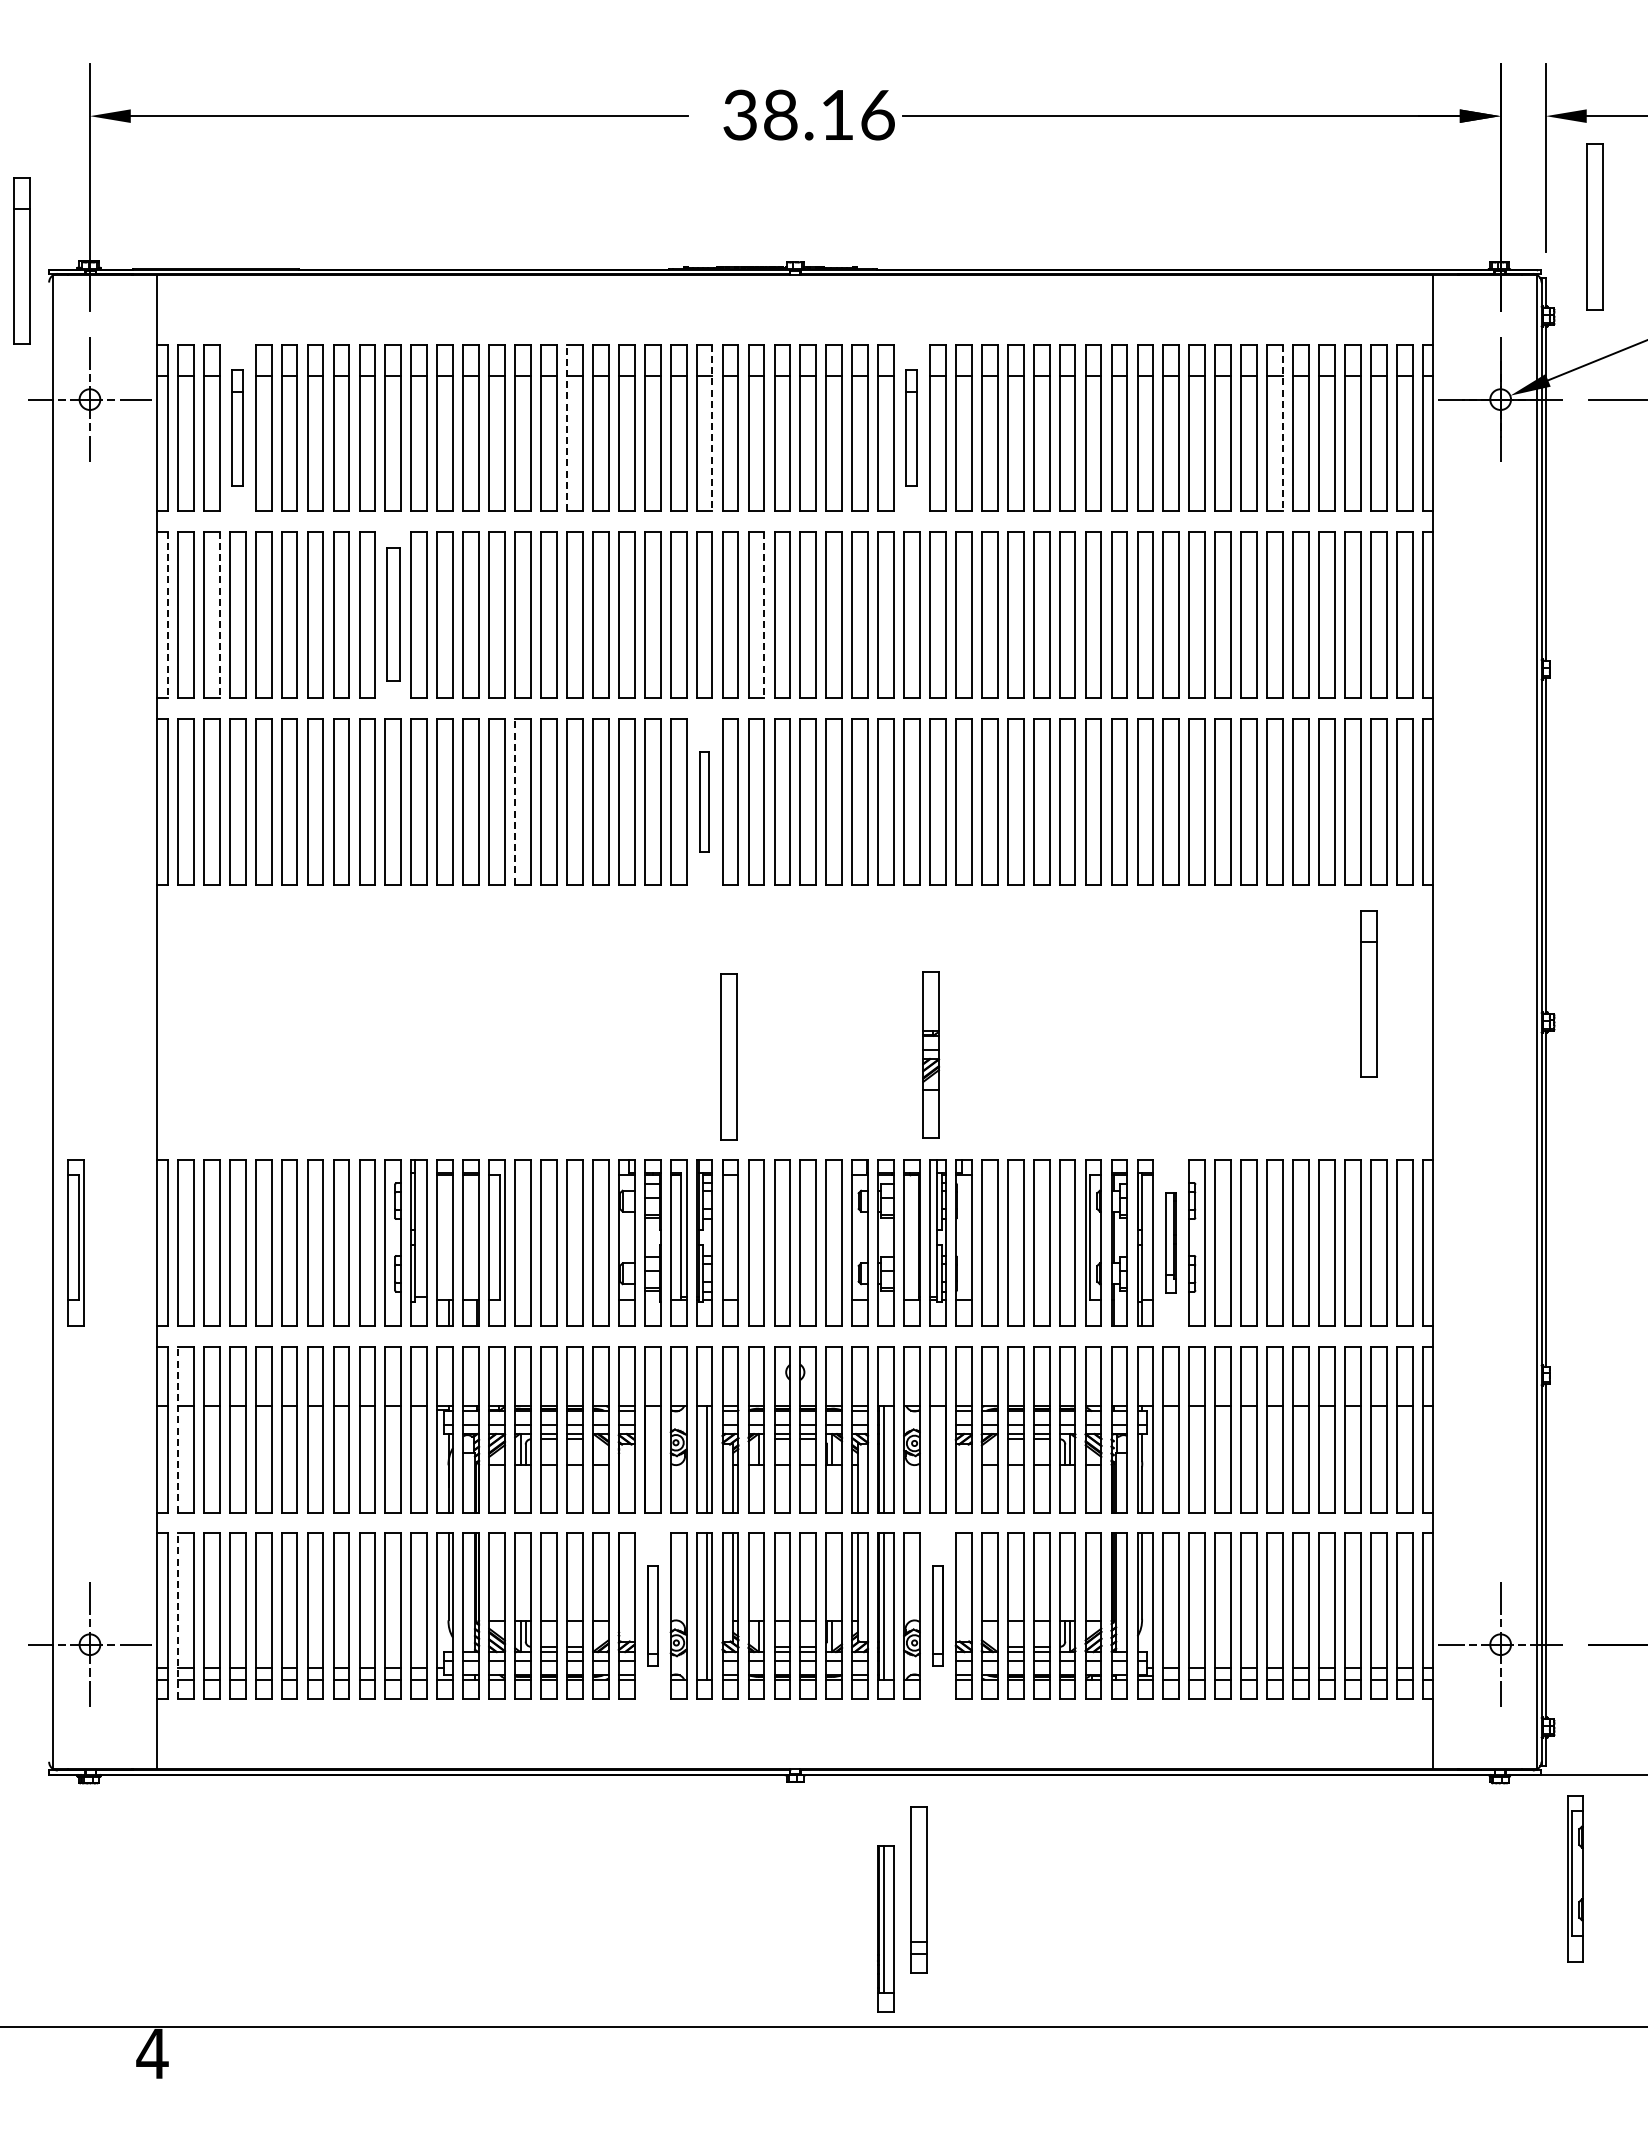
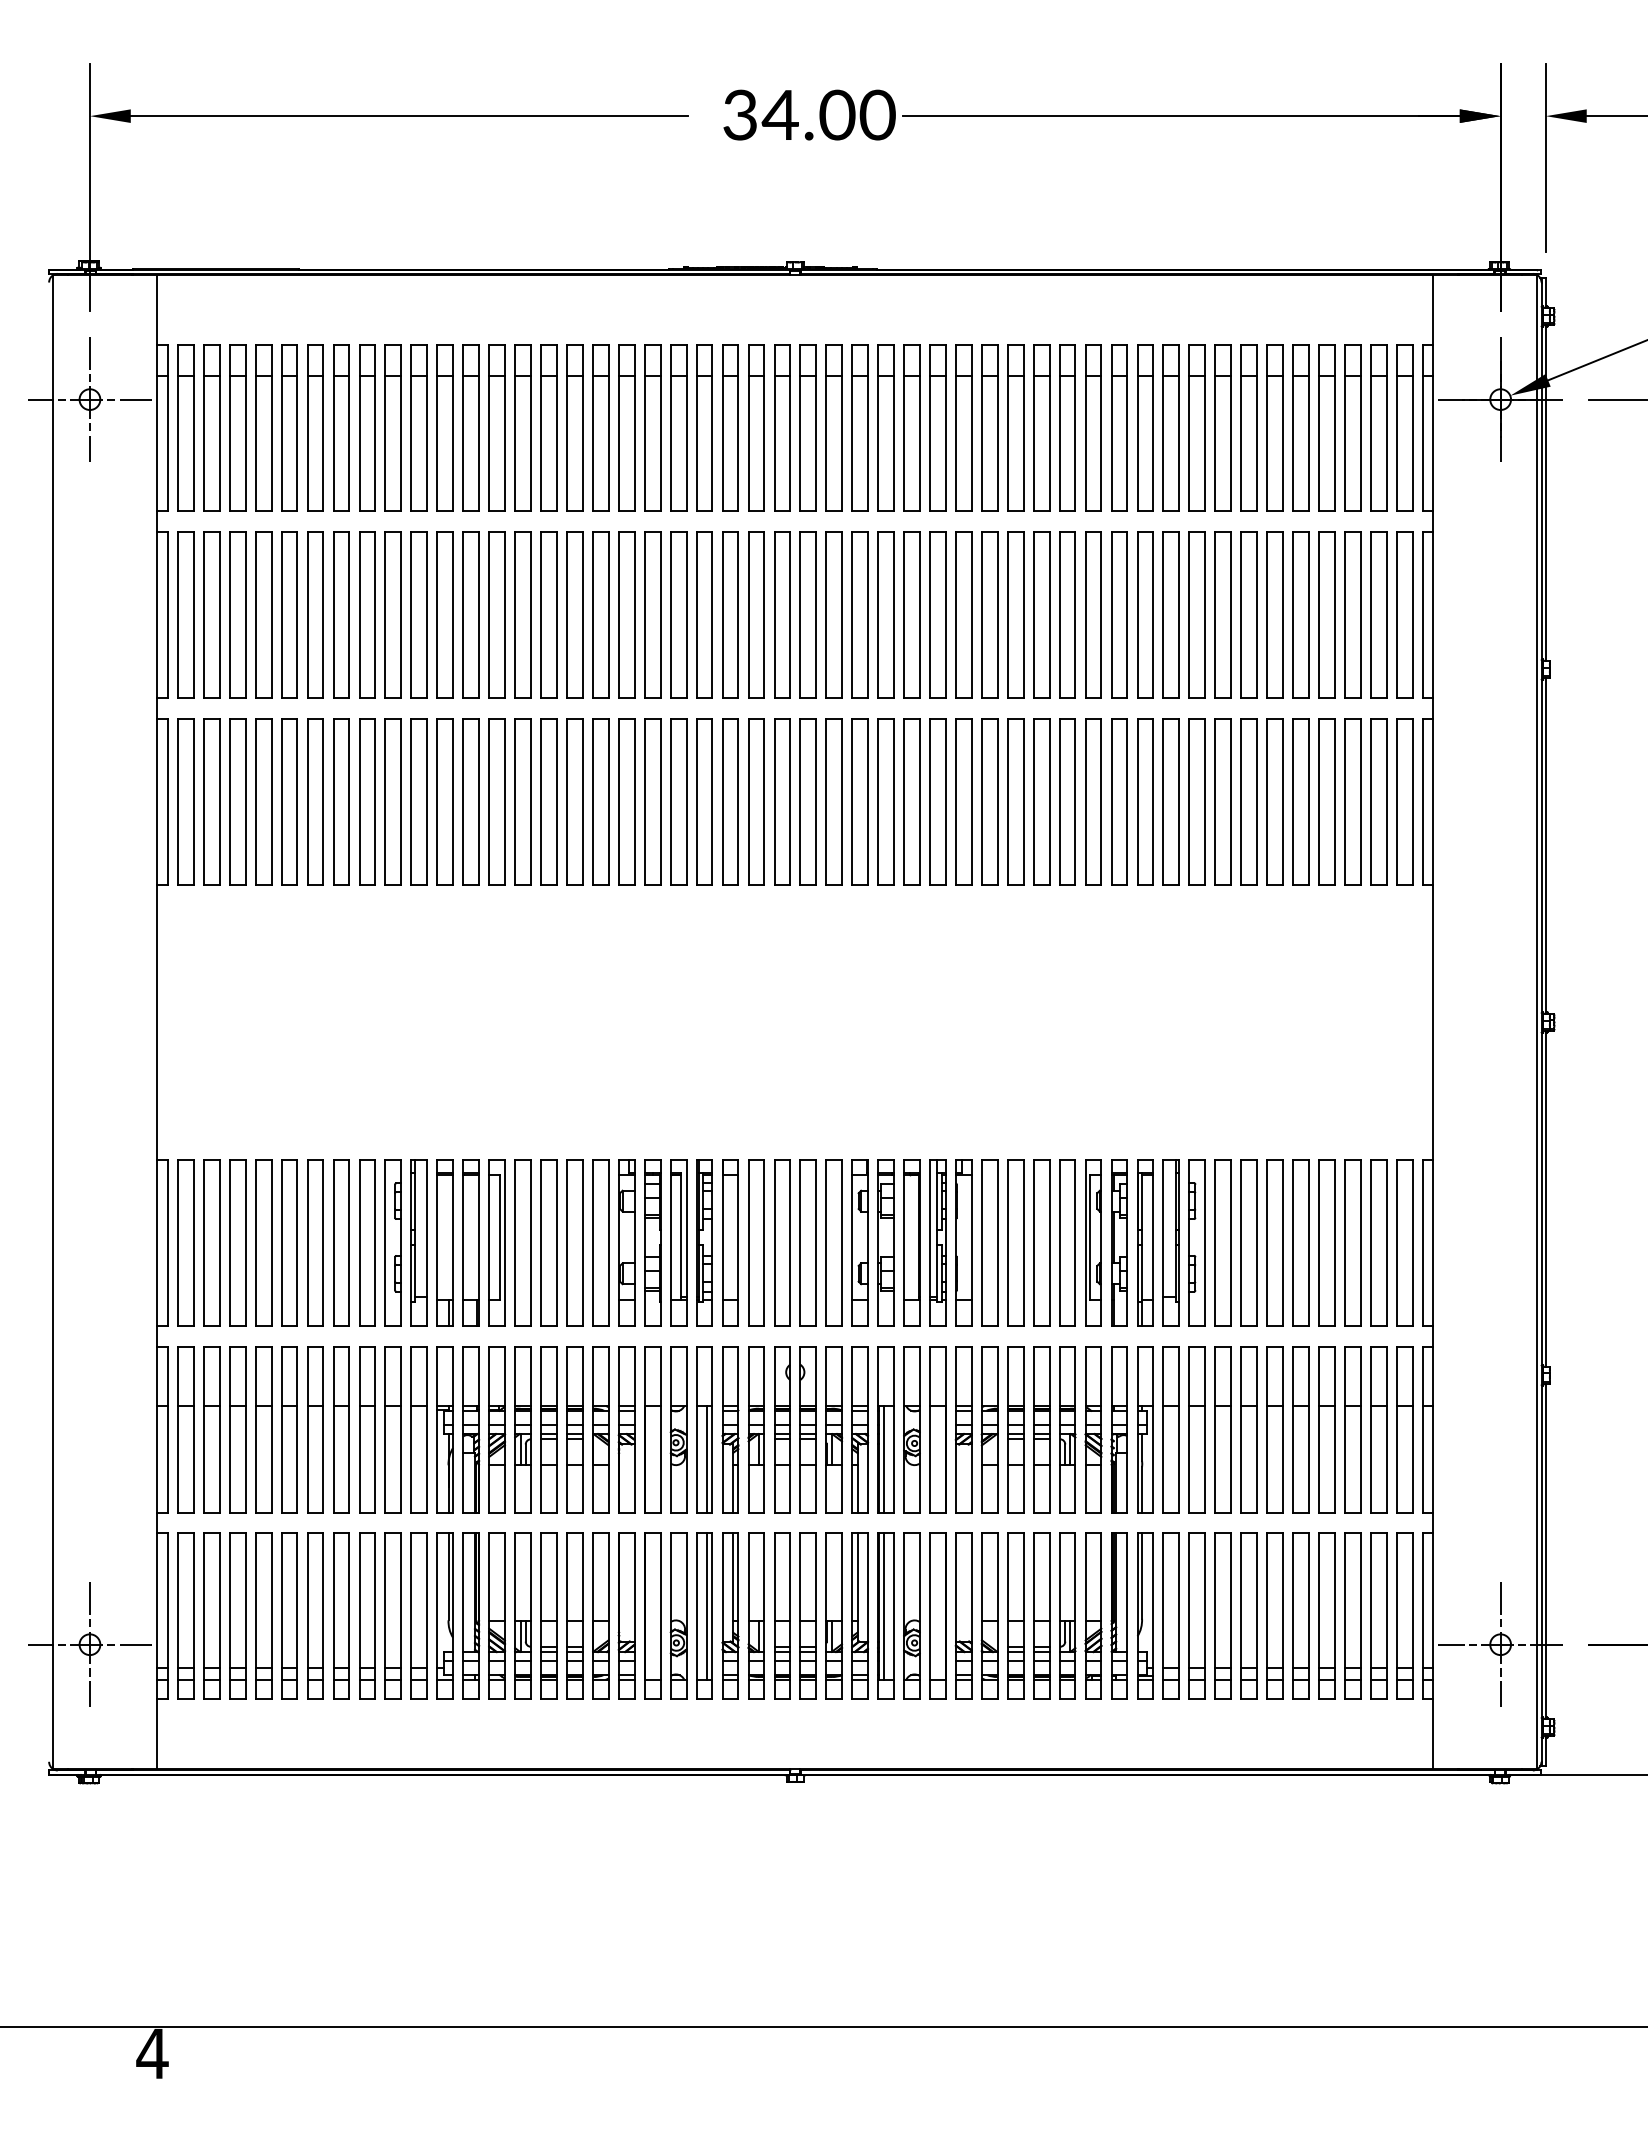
text: 38.16 -> 34.00 (828, 114)
part: present -> none (1594, 226)
part: present -> none (21, 260)
part size: 13x118 px -> 18x168 px (237, 427)
part size: 13x118 px -> 18x168 px (911, 427)
line: dashed -> solid (567, 428)
line: dashed -> solid (712, 428)
line: dashed -> solid (1282, 428)
line: dashed -> solid (167, 614)
line: dashed -> solid (219, 614)
part size: 15x135 px -> 18x168 px (392, 614)
line: dashed -> solid (764, 614)
line: dashed -> solid (515, 801)
part size: 11x102 px -> 17x168 px (704, 801)
part: present -> none (1368, 993)
part: present -> none (931, 1054)
part: present -> none (728, 1056)
part: present -> none (75, 1242)
part size: 12x102 px -> 18x168 px (1170, 1242)
line: dashed -> solid (177, 1429)
part size: 12x102 px -> 18x168 px (652, 1615)
part size: 12x102 px -> 18x168 px (937, 1615)
line: dashed -> solid (177, 1616)
part: present -> none (1575, 1878)
part: present -> none (918, 1889)
part: present -> none (885, 1928)
